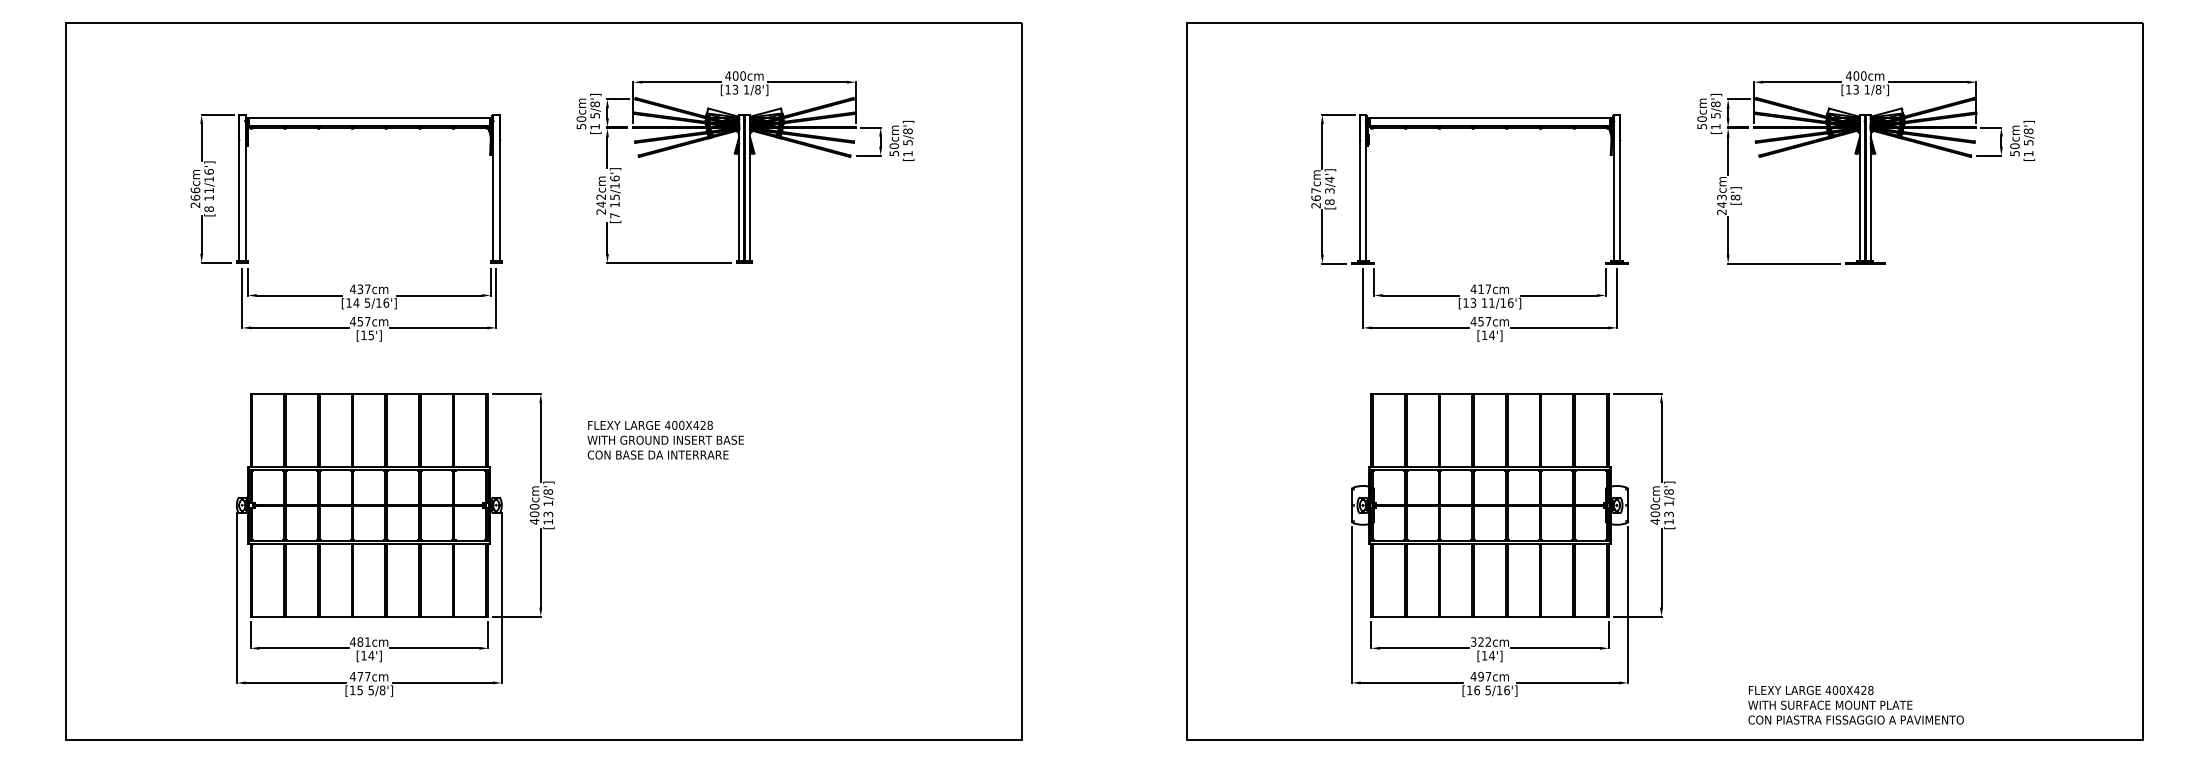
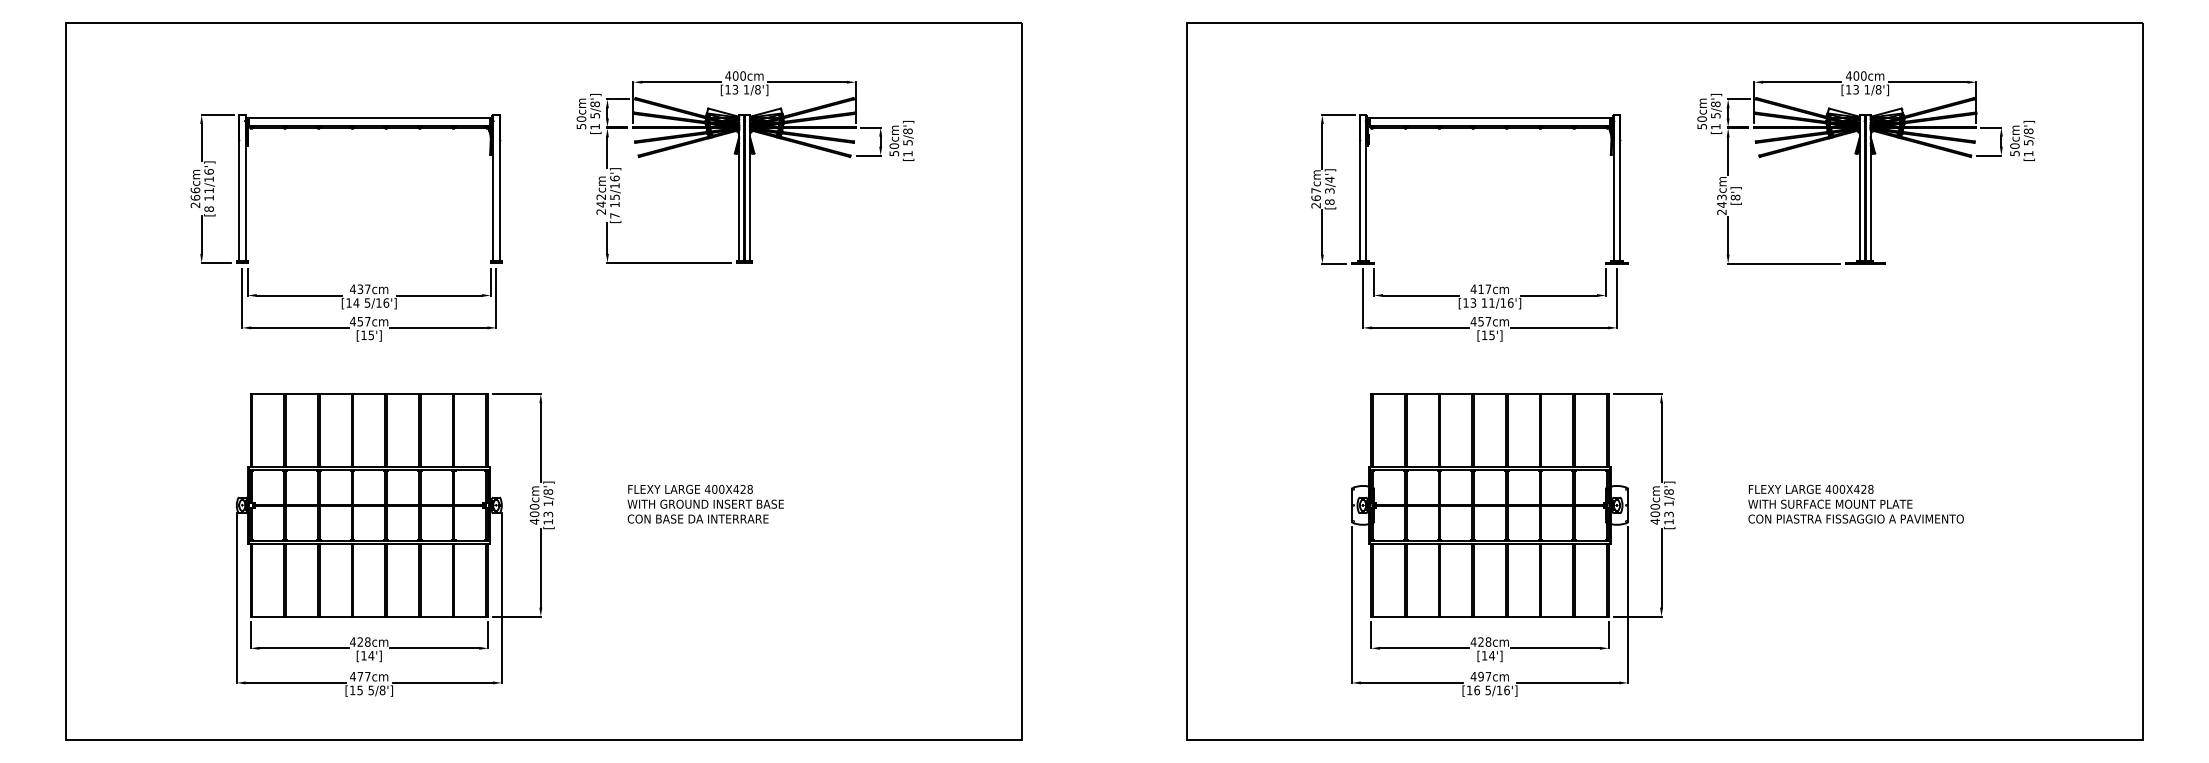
text: [14'] -> [15'] (1492, 335)
text position: (665, 439) -> (705, 503) (705, 503)
text: 481cm -> 428cm (363, 641)
text: 322cm -> 428cm (1480, 641)
text position: (1855, 704) -> (1855, 503) (1855, 503)
